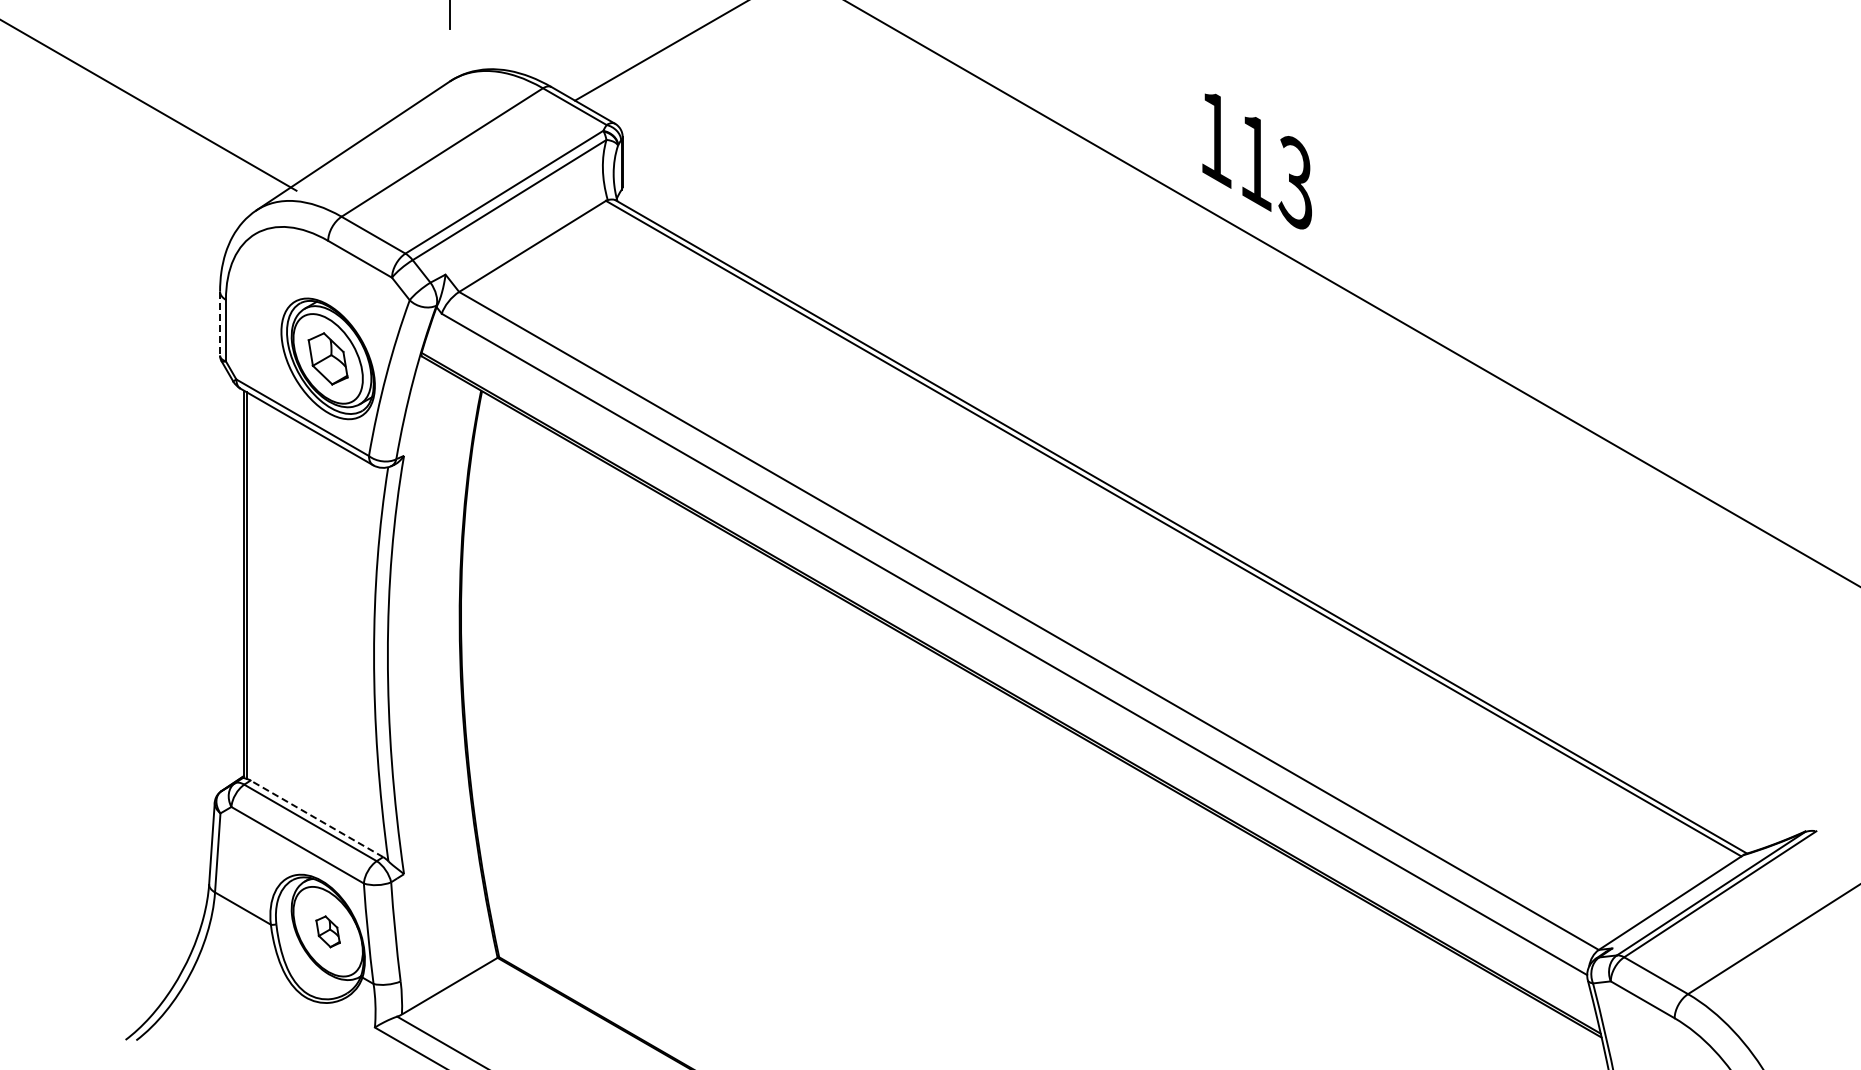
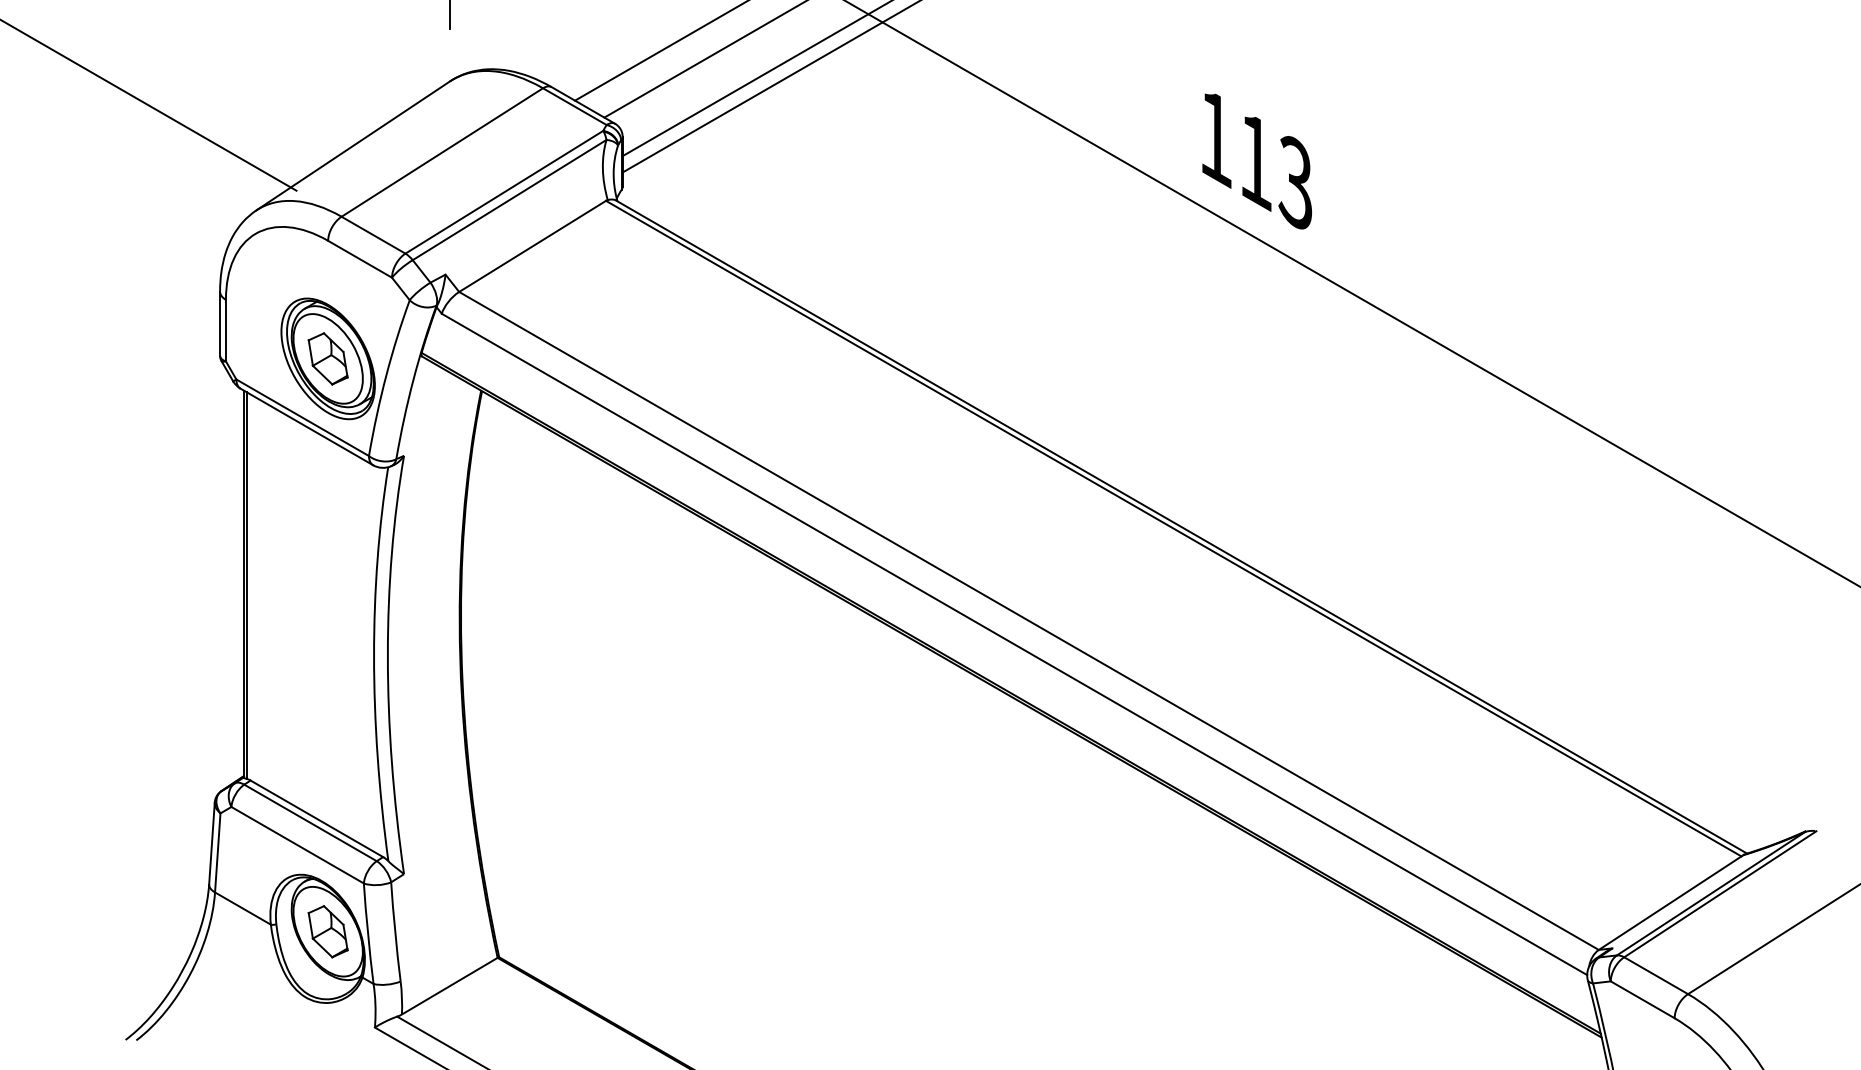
line: none -> present (704, 59)
line: none -> present (755, 79)
line: none -> present (769, 87)
line: dashed -> solid (220, 323)
line: dashed -> solid (316, 818)
part size: 26x34 px -> 42x54 px (327, 931)
